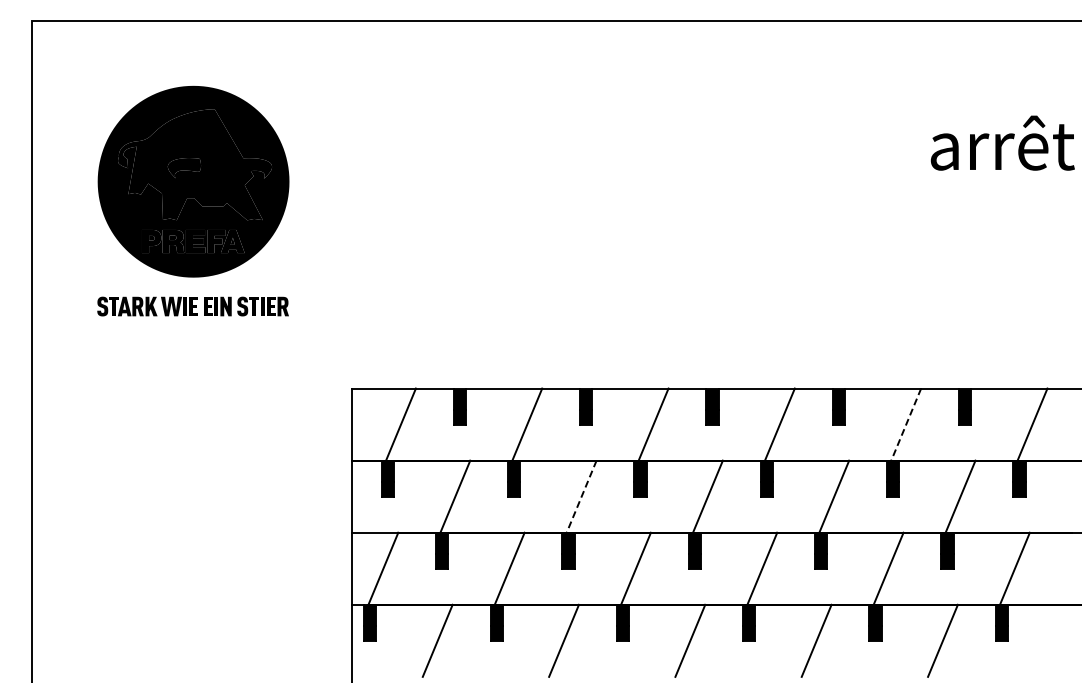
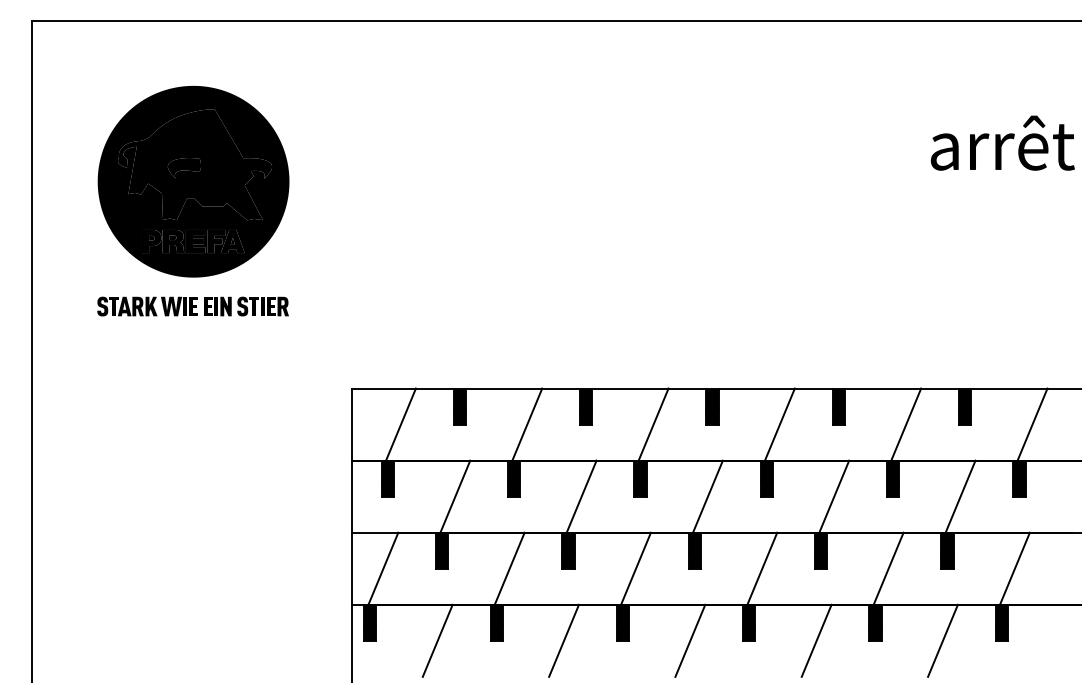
line: dashed -> solid (906, 425)
line: dashed -> solid (581, 497)
